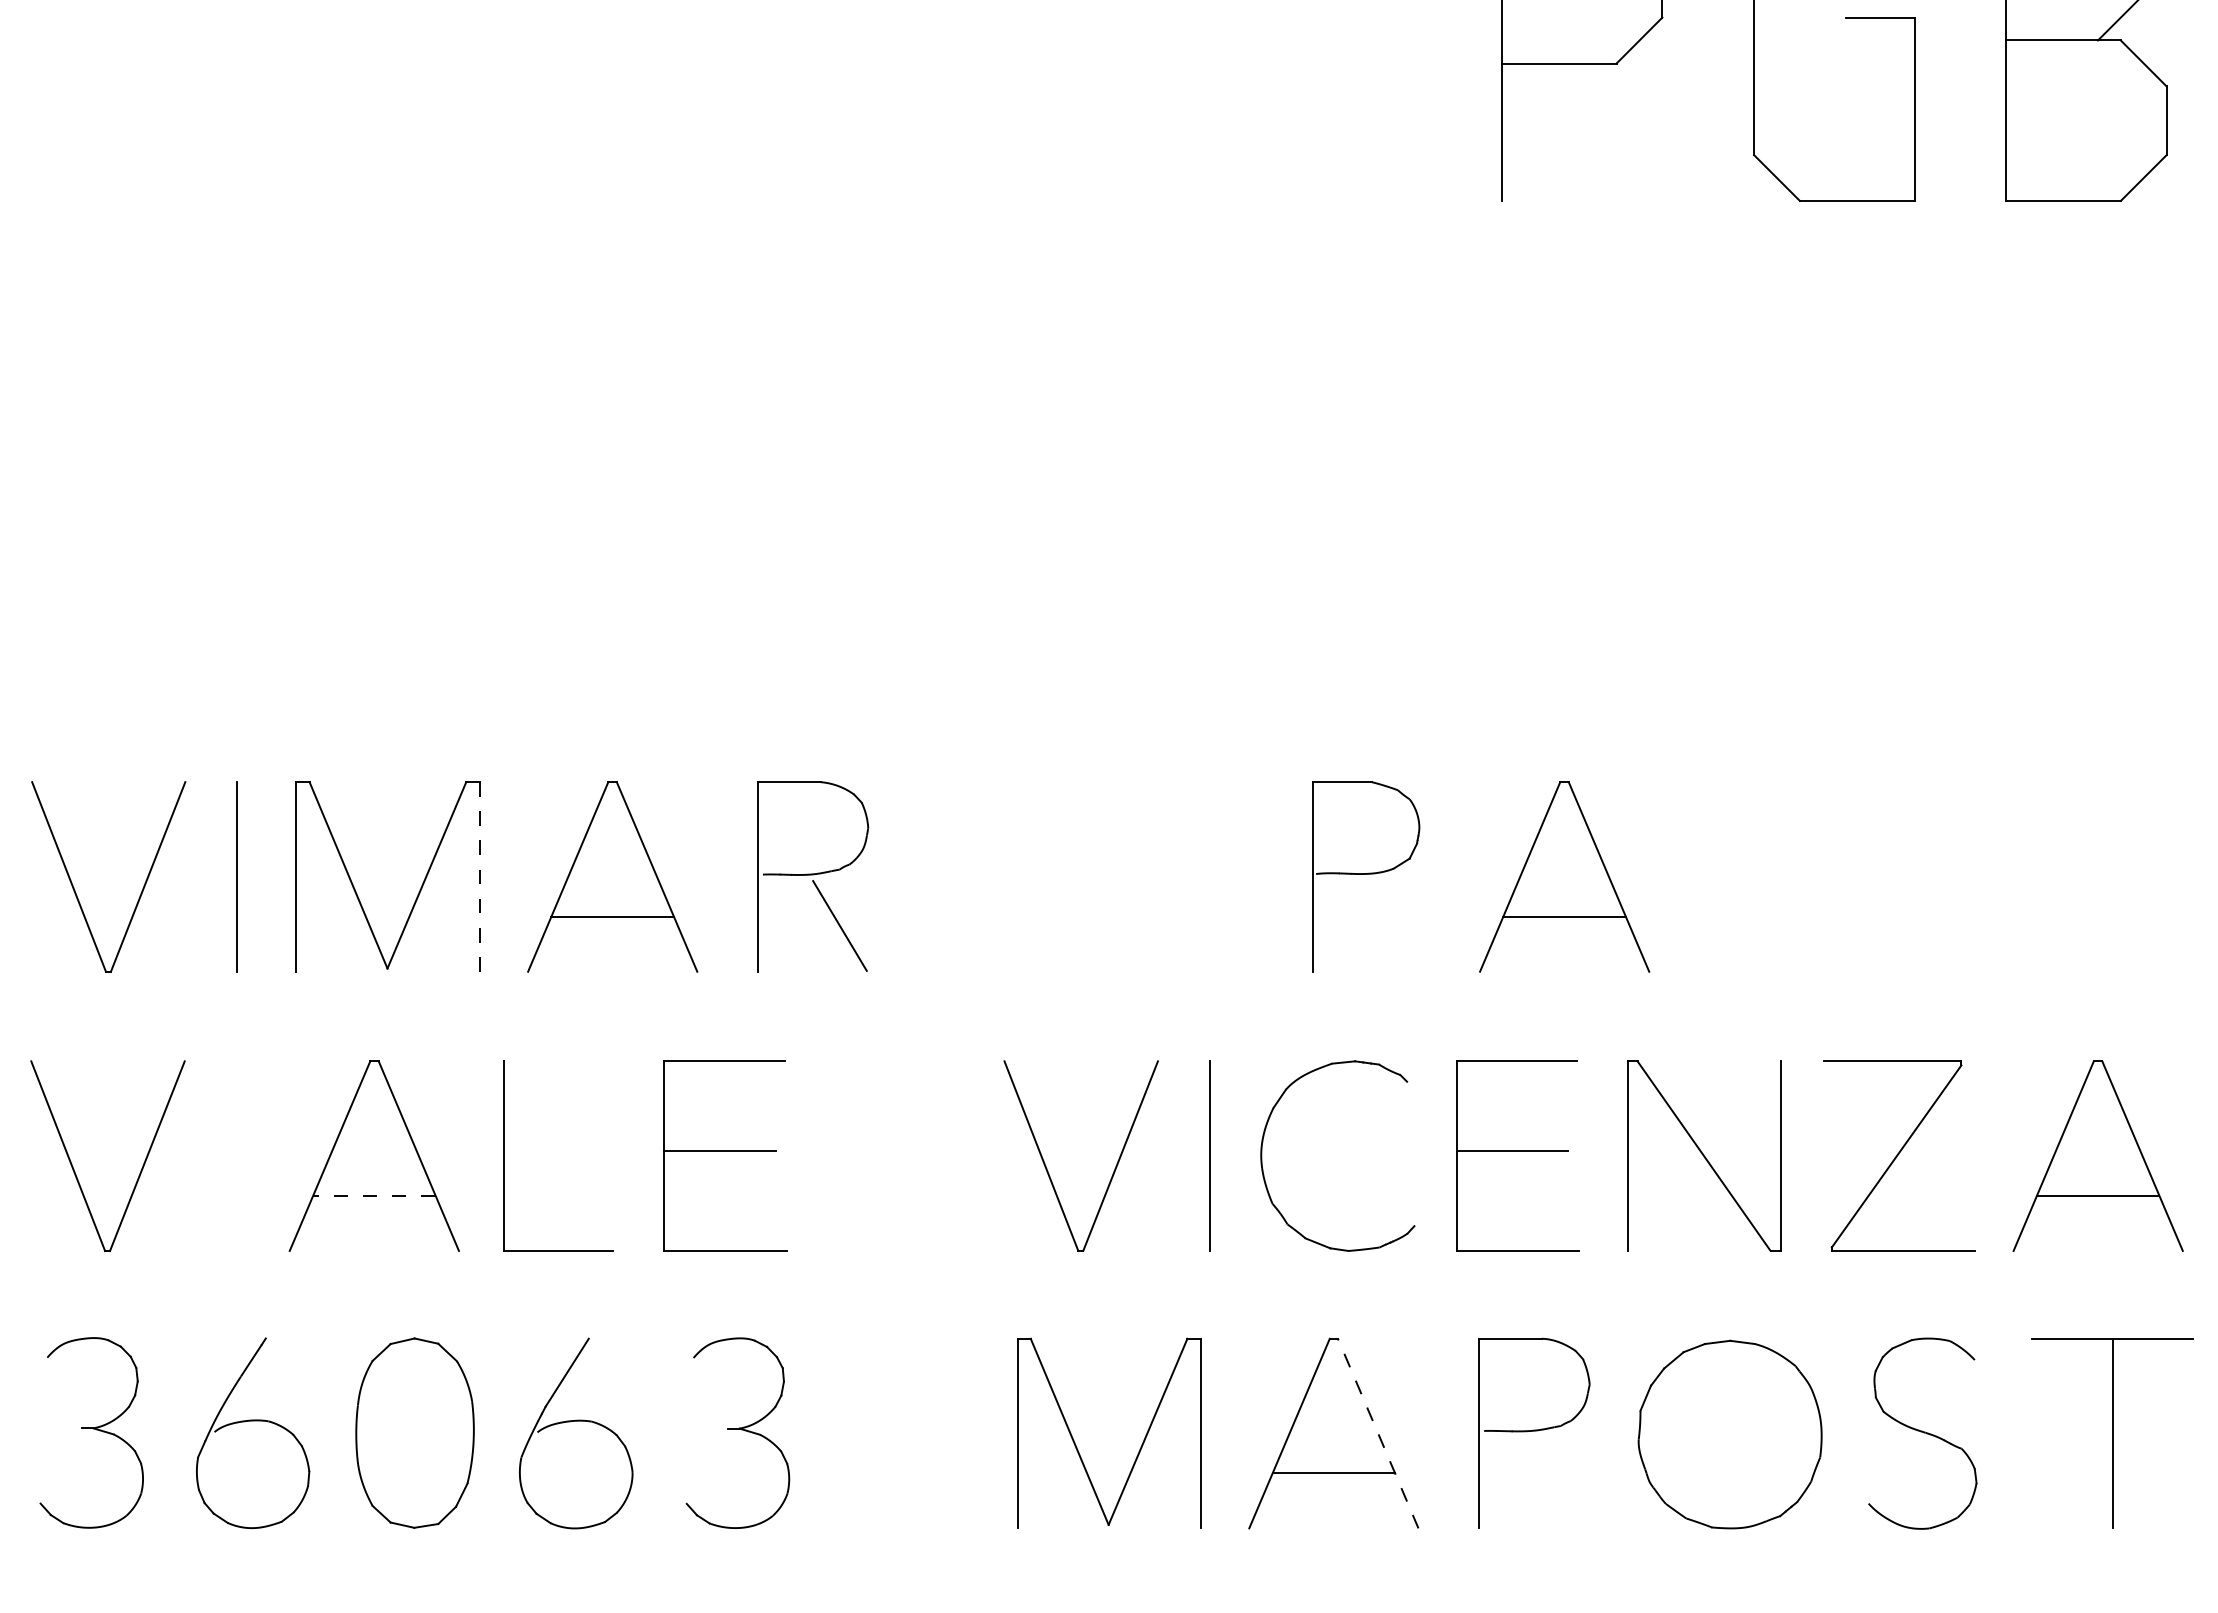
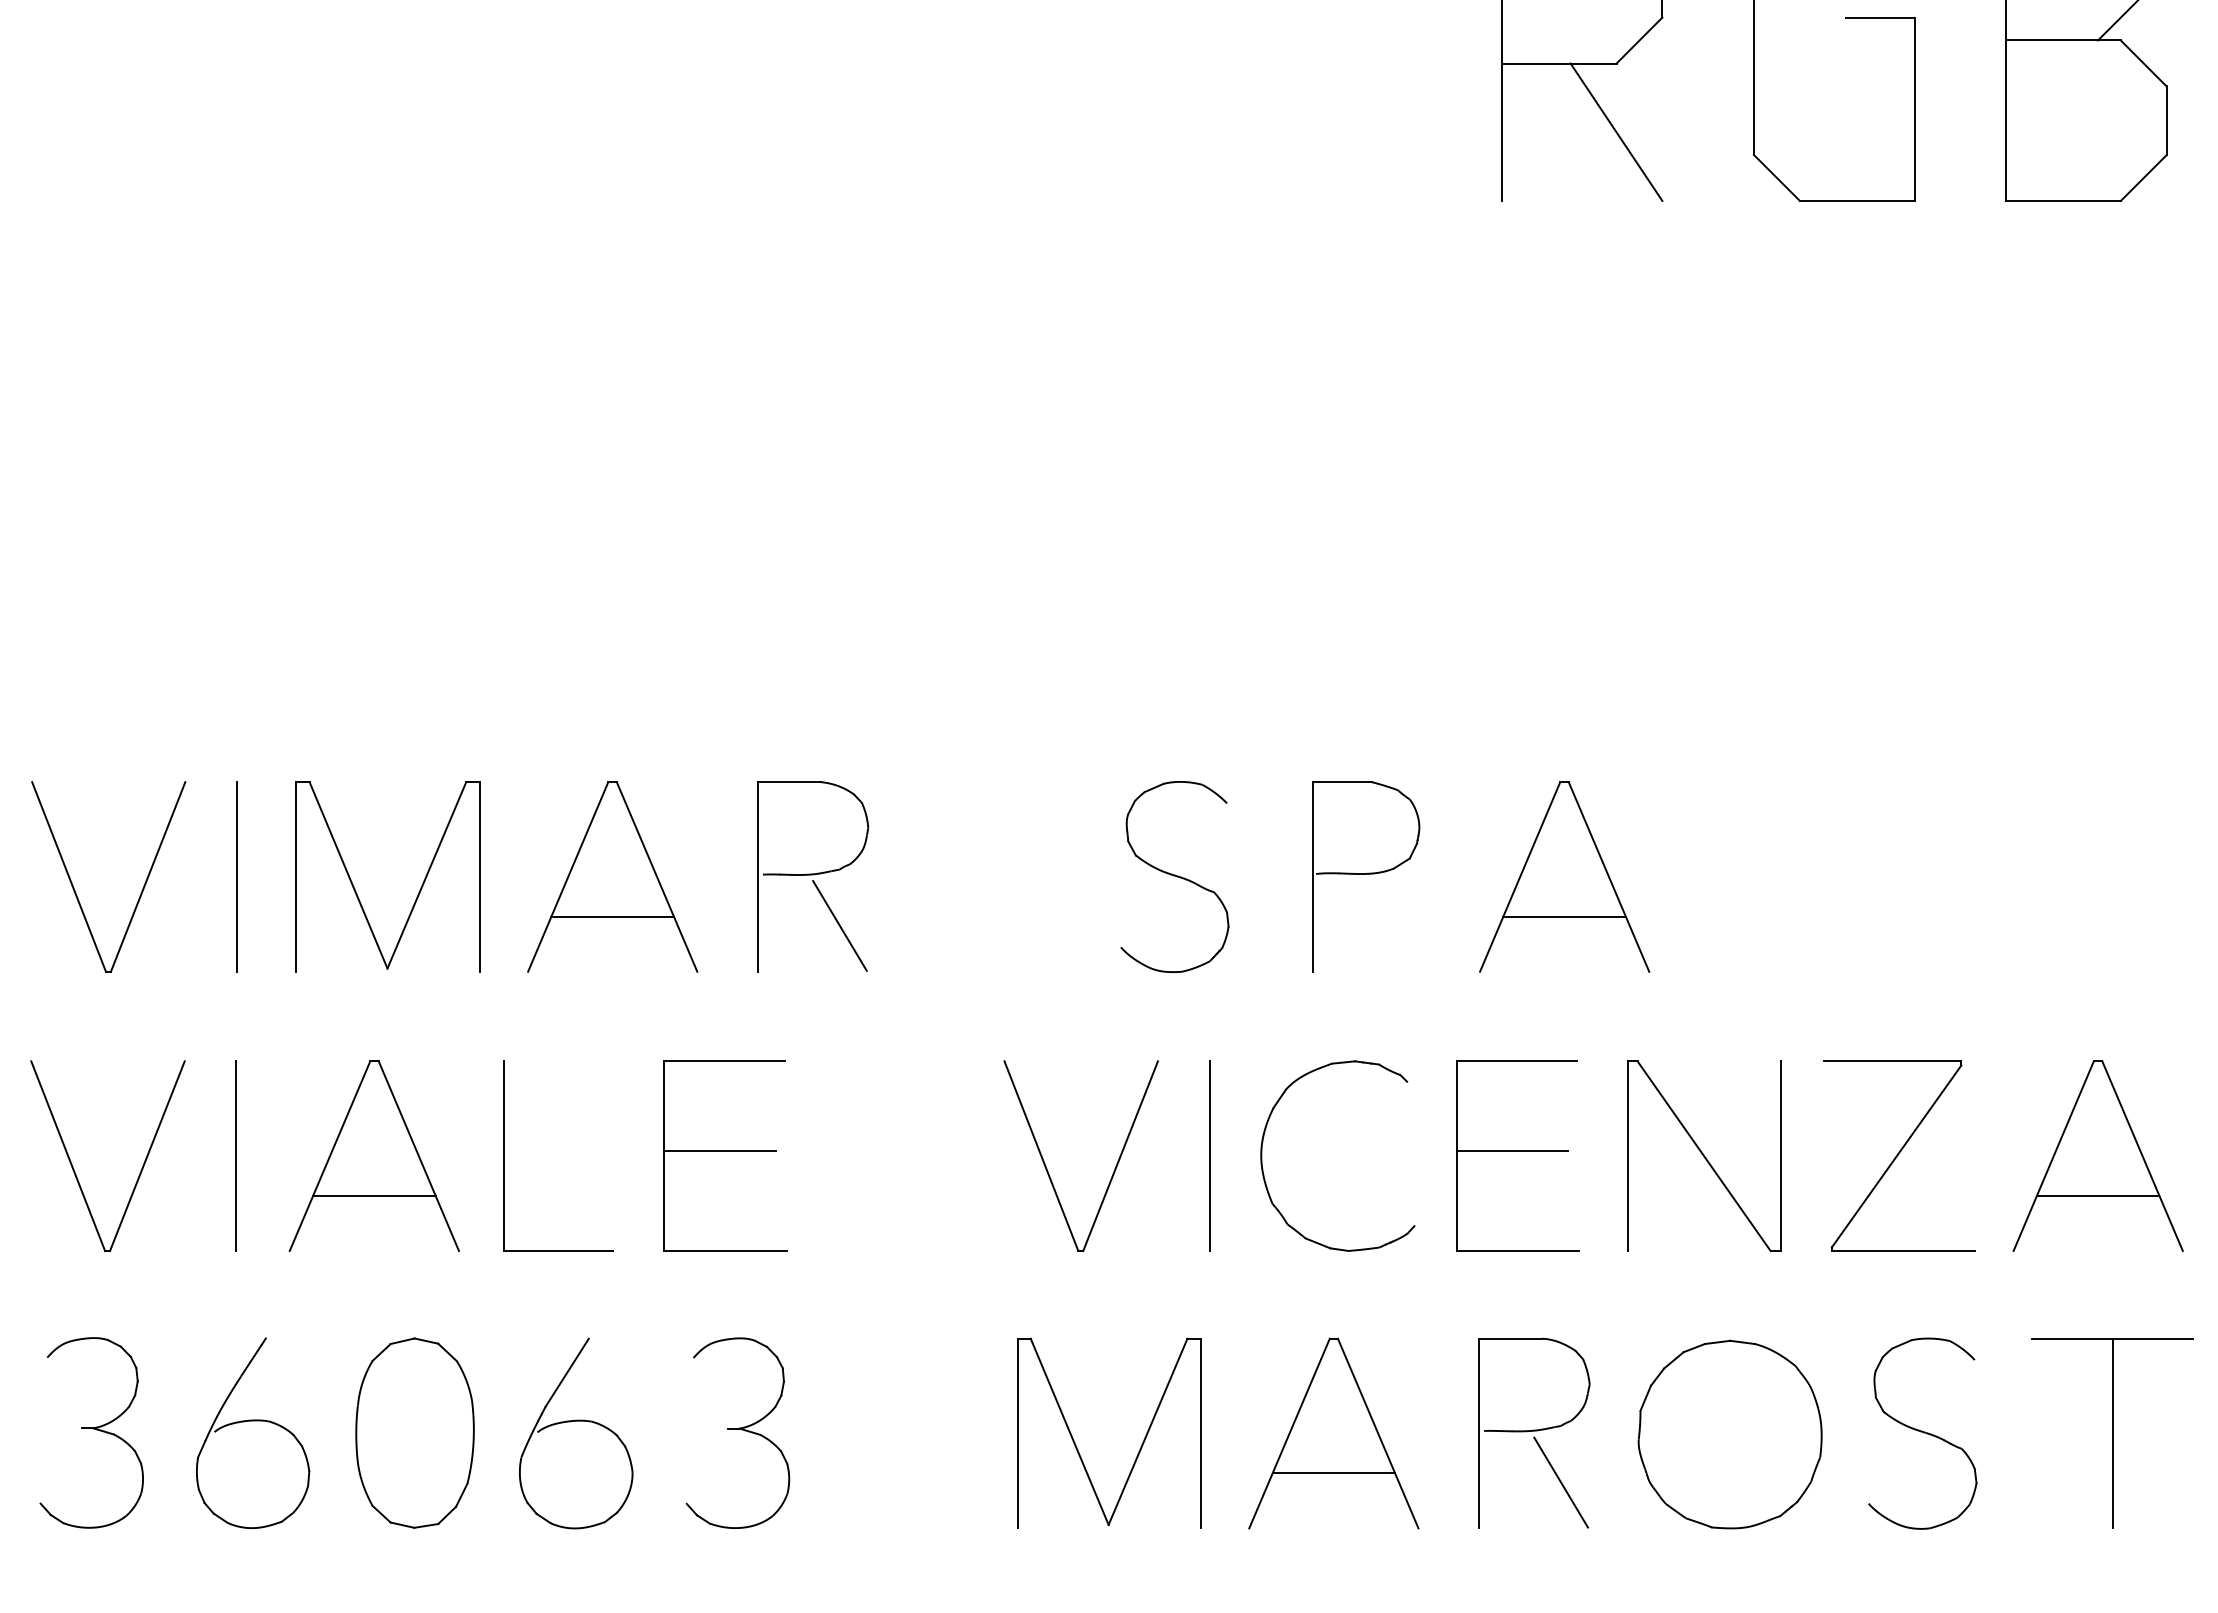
line: none -> present (1616, 131)
line: dashed -> solid (480, 876)
part: none -> present (1174, 876)
line: none -> present (236, 1155)
line: dashed -> solid (373, 1195)
line: dashed -> solid (1378, 1433)
line: none -> present (1560, 1482)
